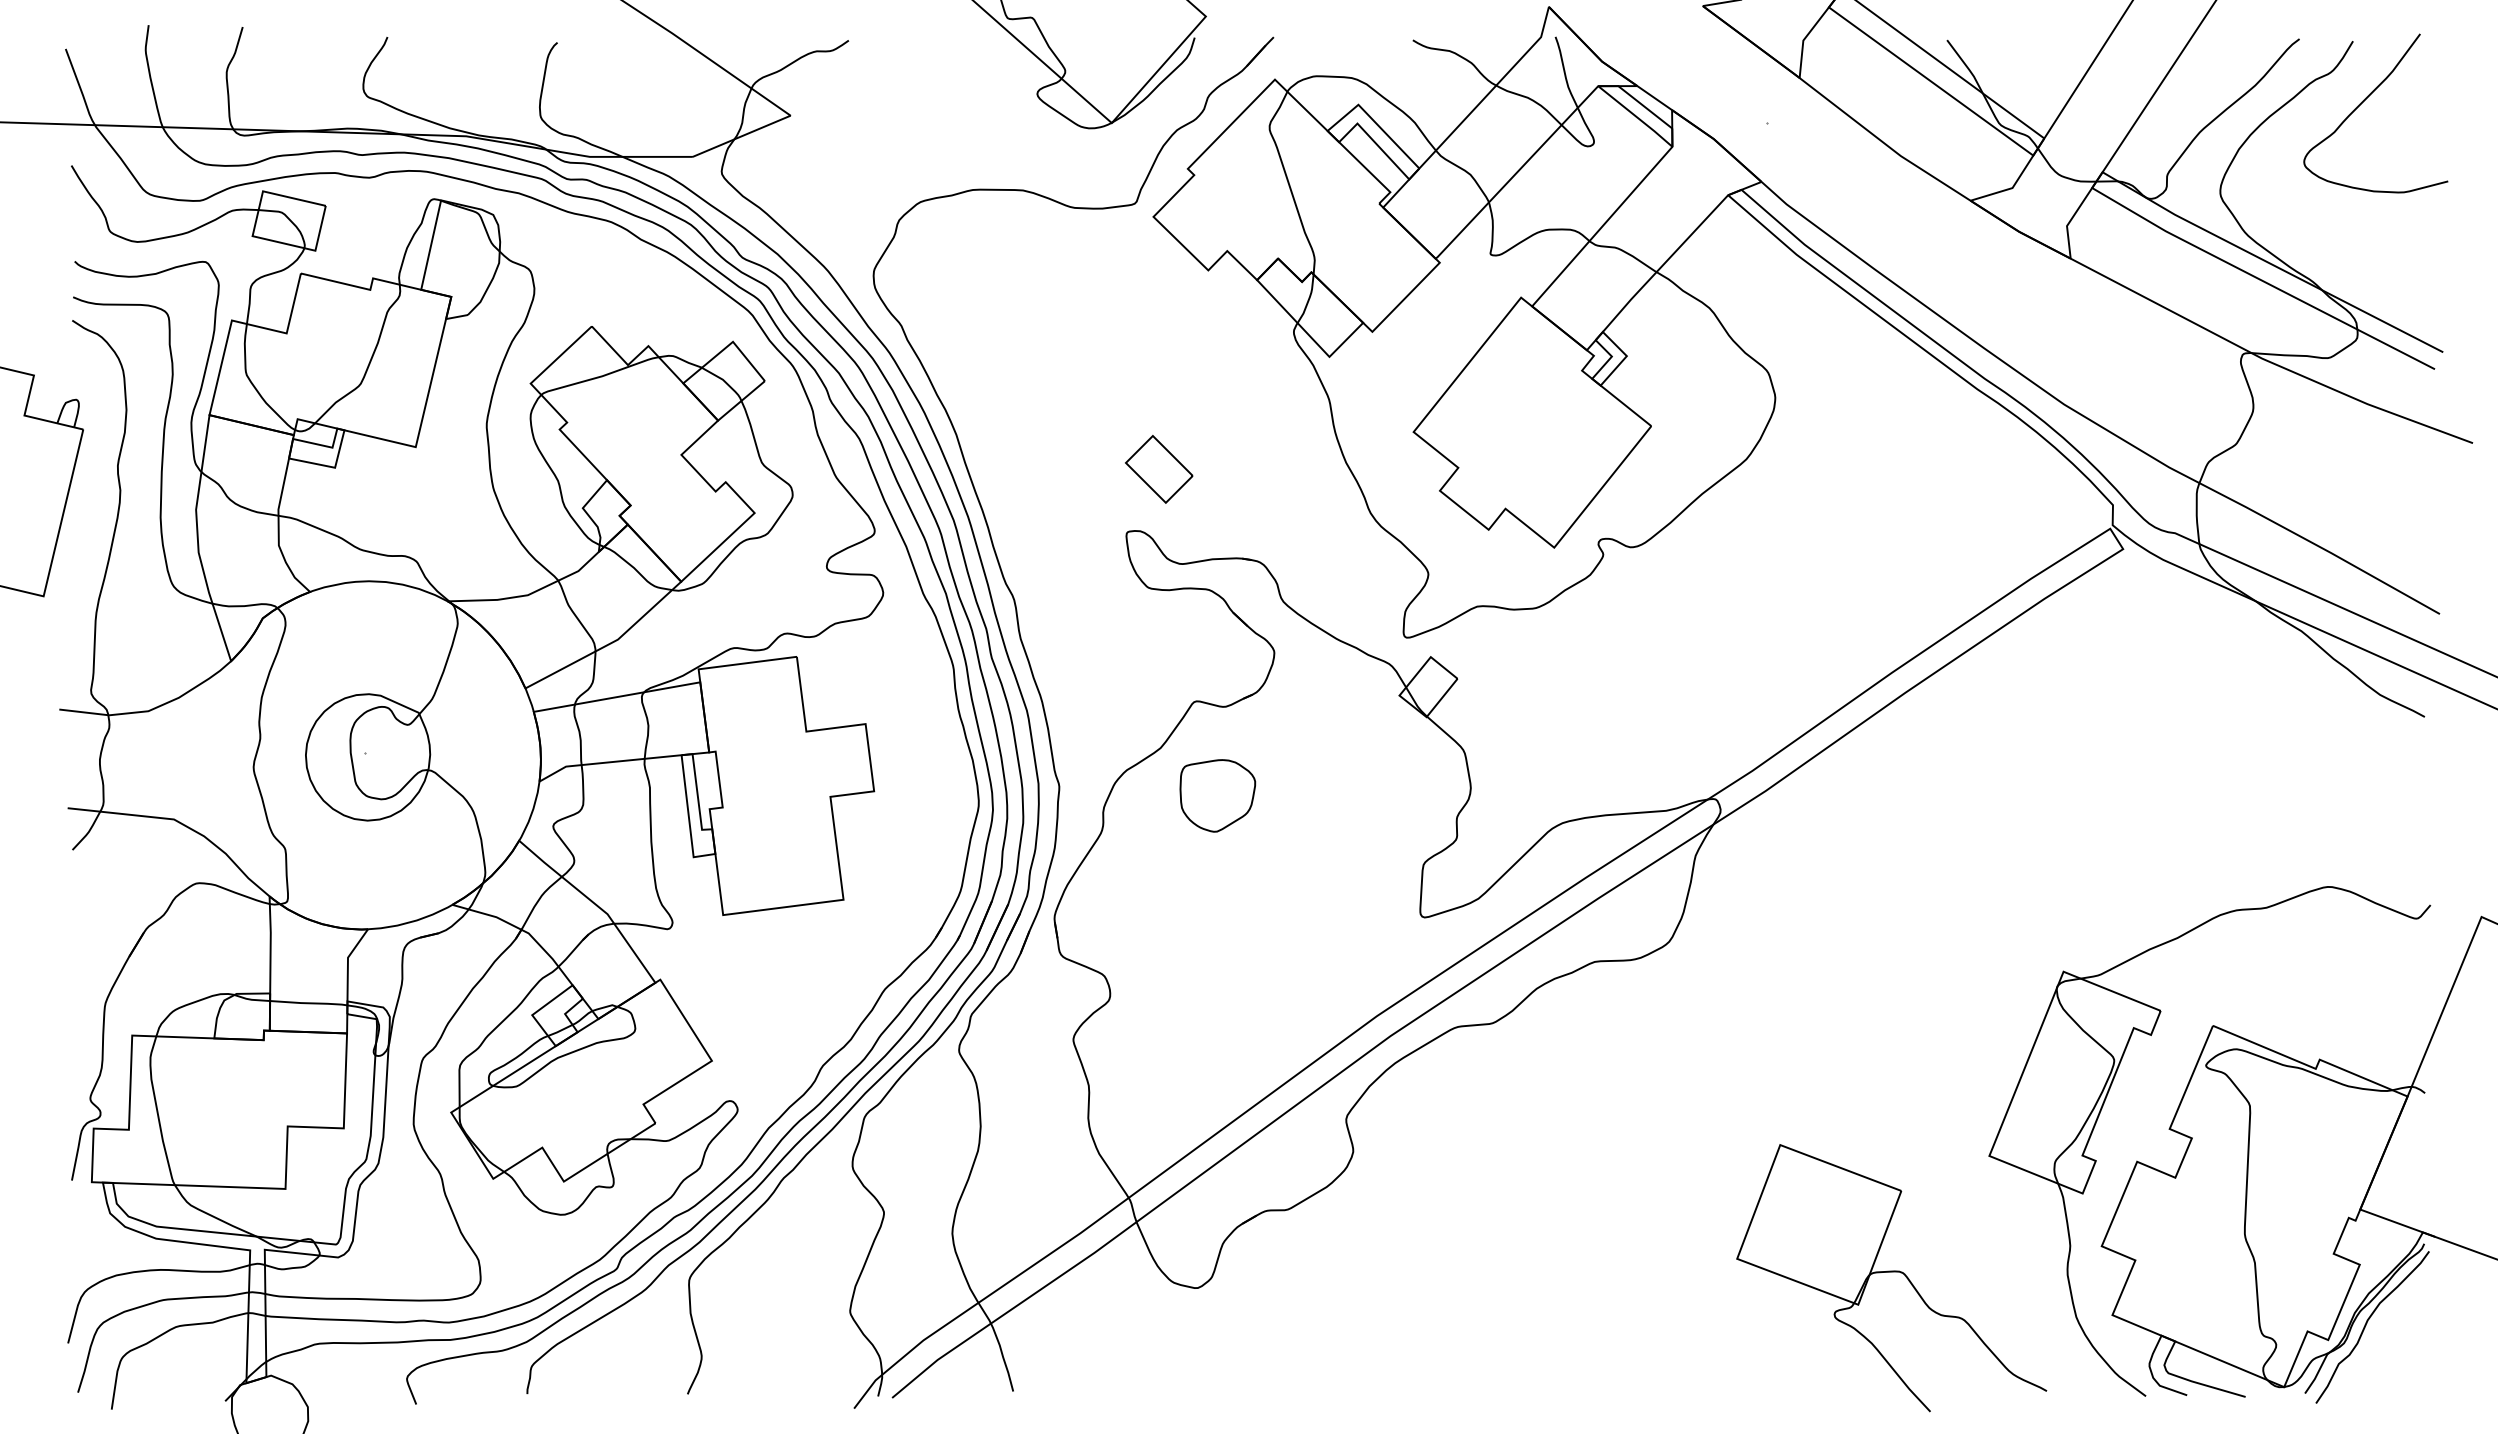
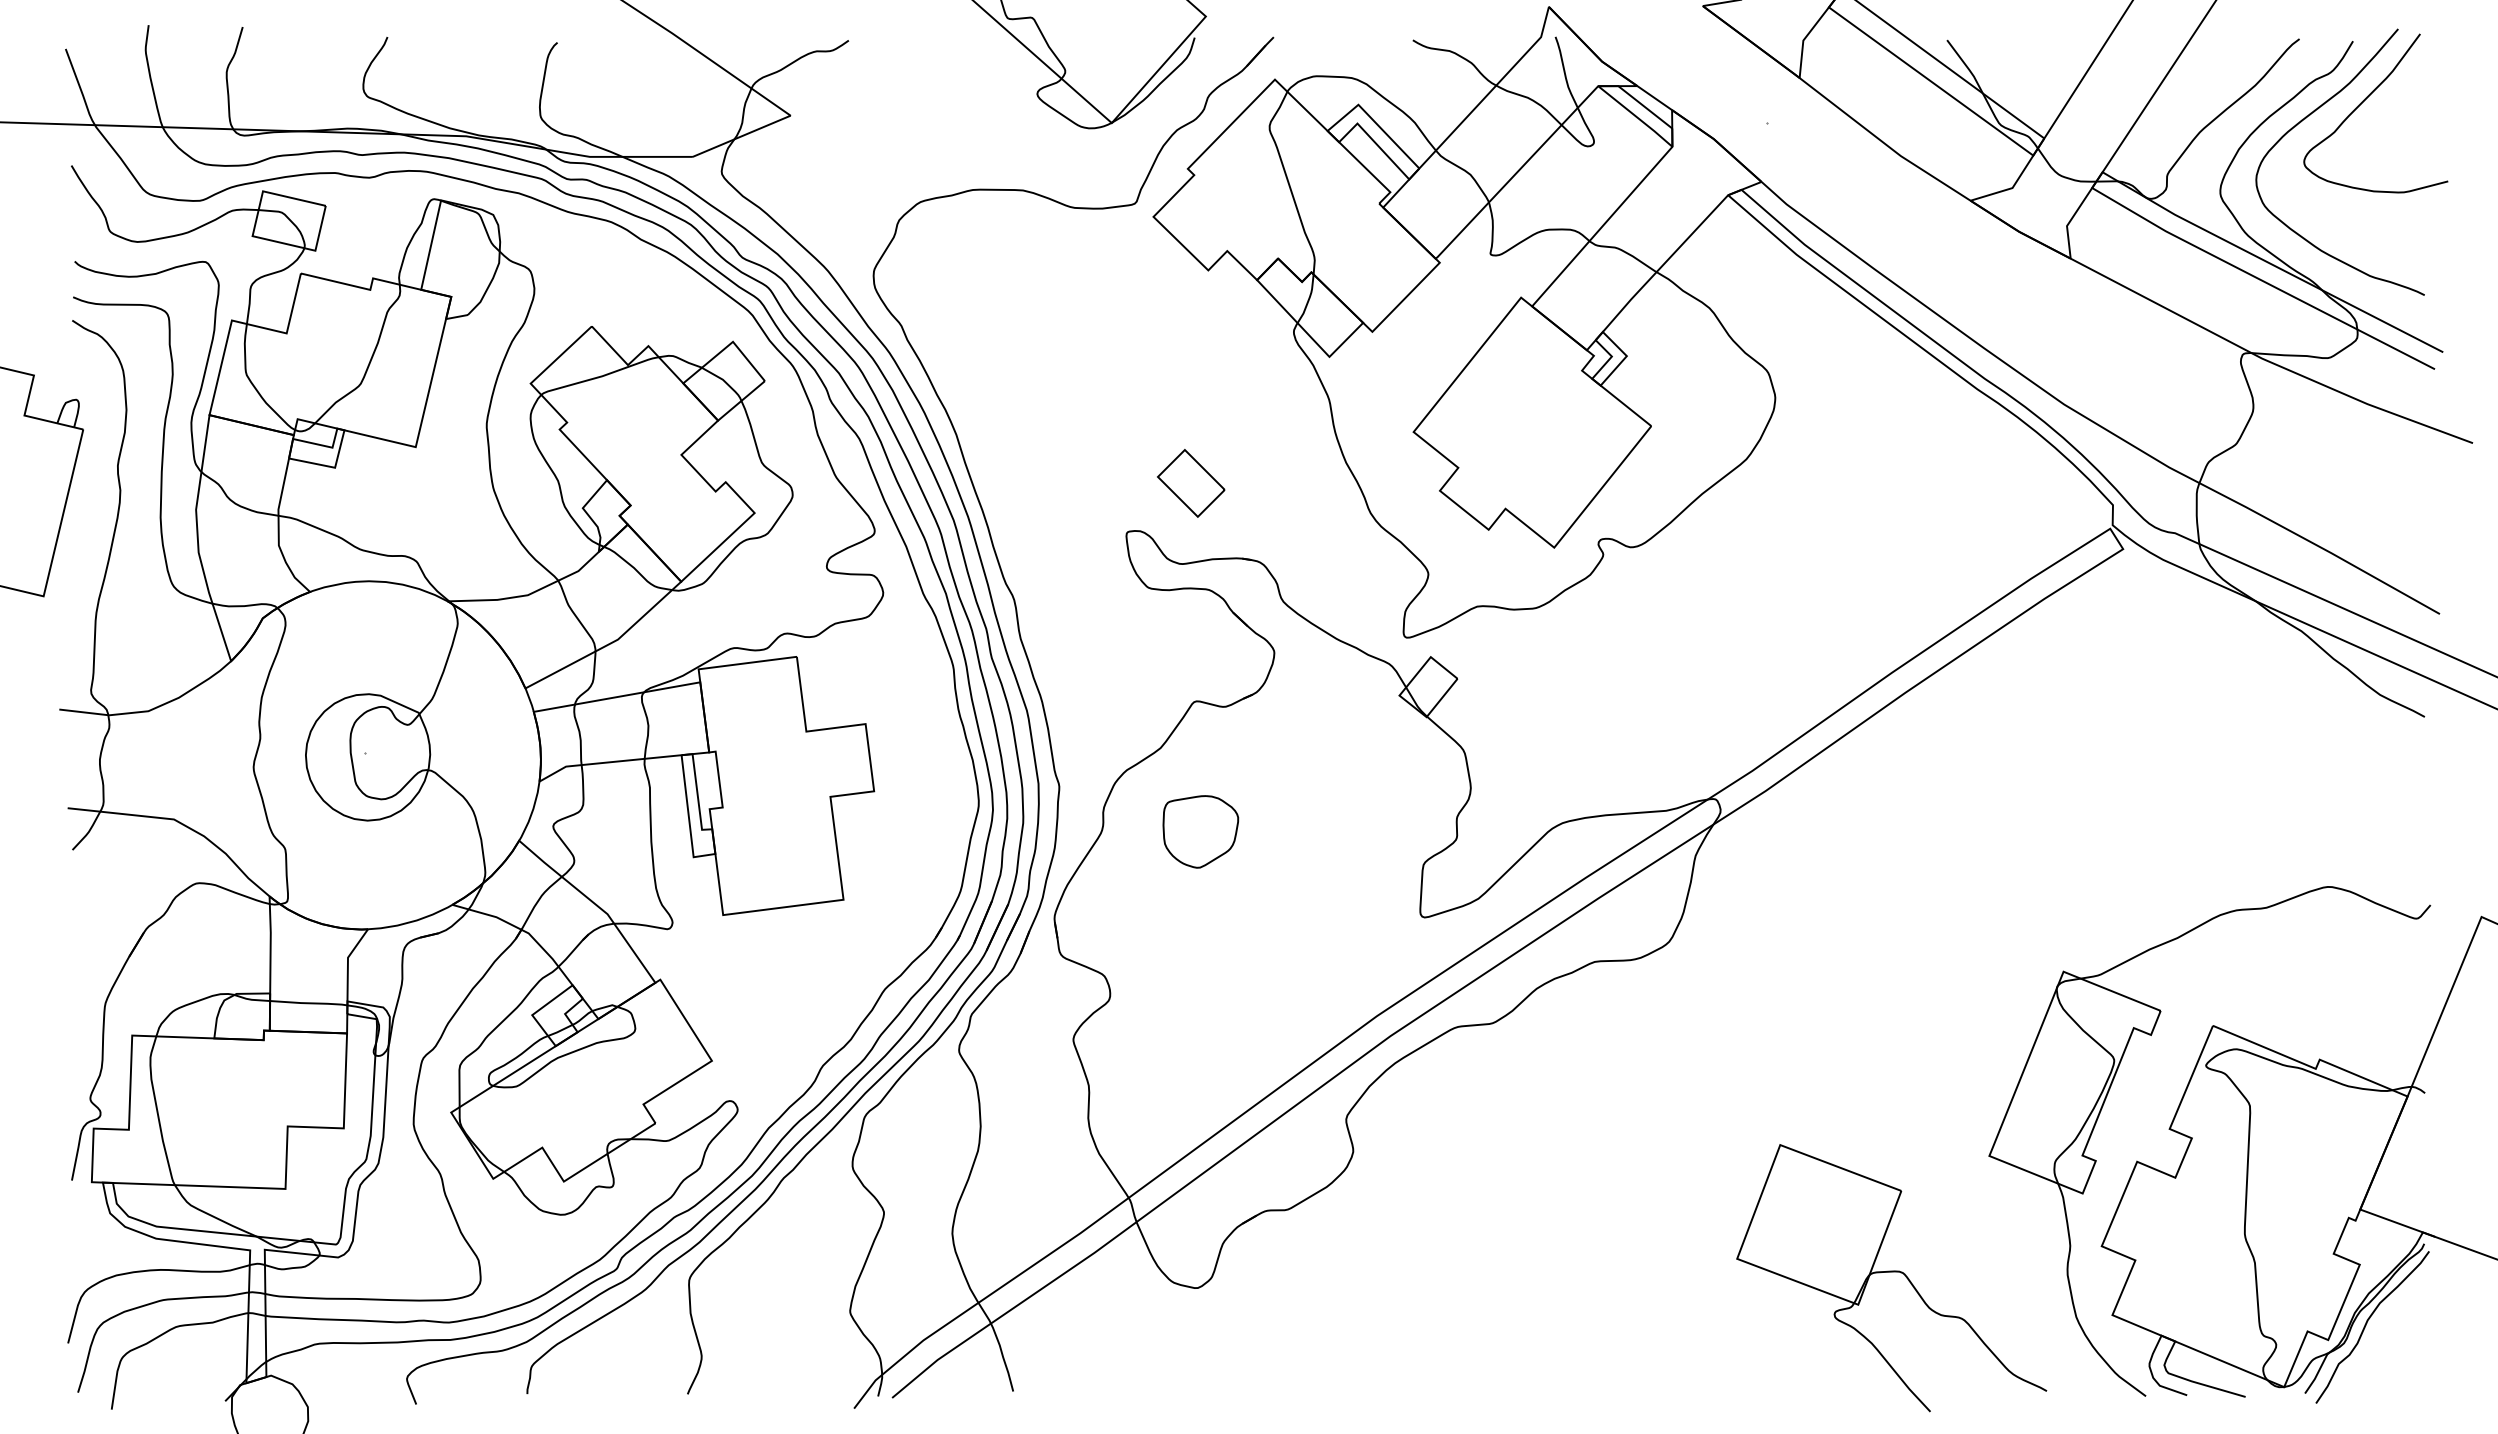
curve: none -> present (2305, 119)
part position: (1159, 469) -> (1191, 483) (1191, 483)
part position: (1217, 795) -> (1200, 831) (1200, 831)
